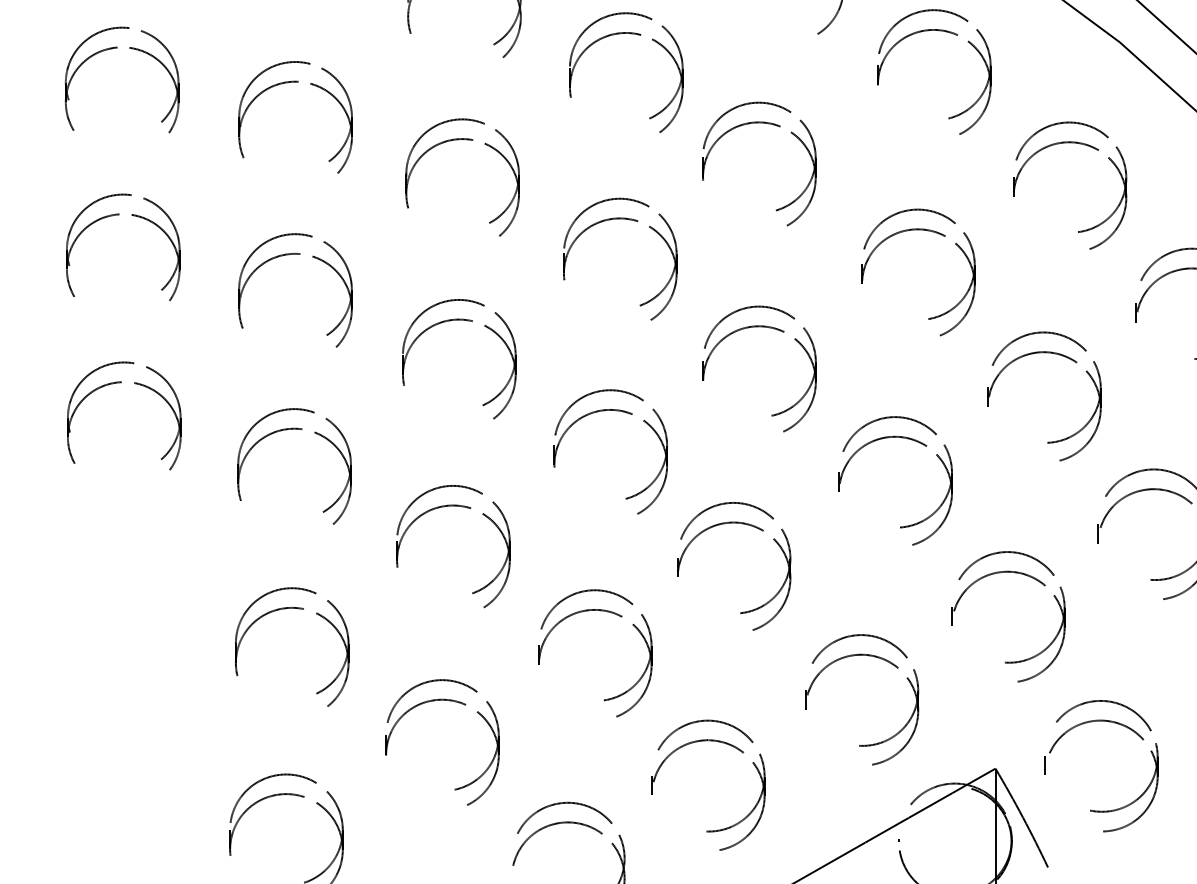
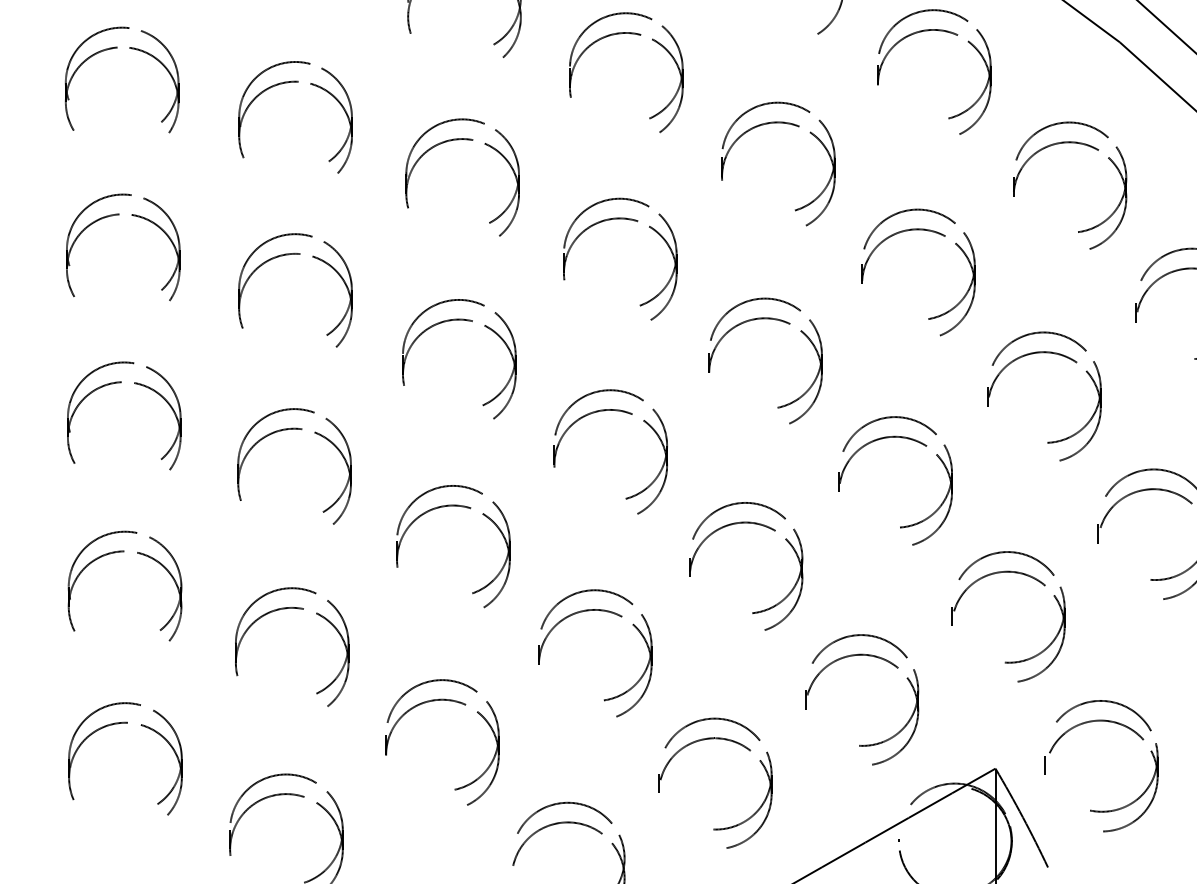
part position: (759, 123) -> (778, 123) (778, 123)
part position: (759, 327) -> (765, 319) (765, 319)
part position: (742, 524) -> (754, 524) (754, 524)
part: none -> present (124, 552)
part: none -> present (118, 724)
part position: (708, 741) -> (715, 739) (715, 739)
